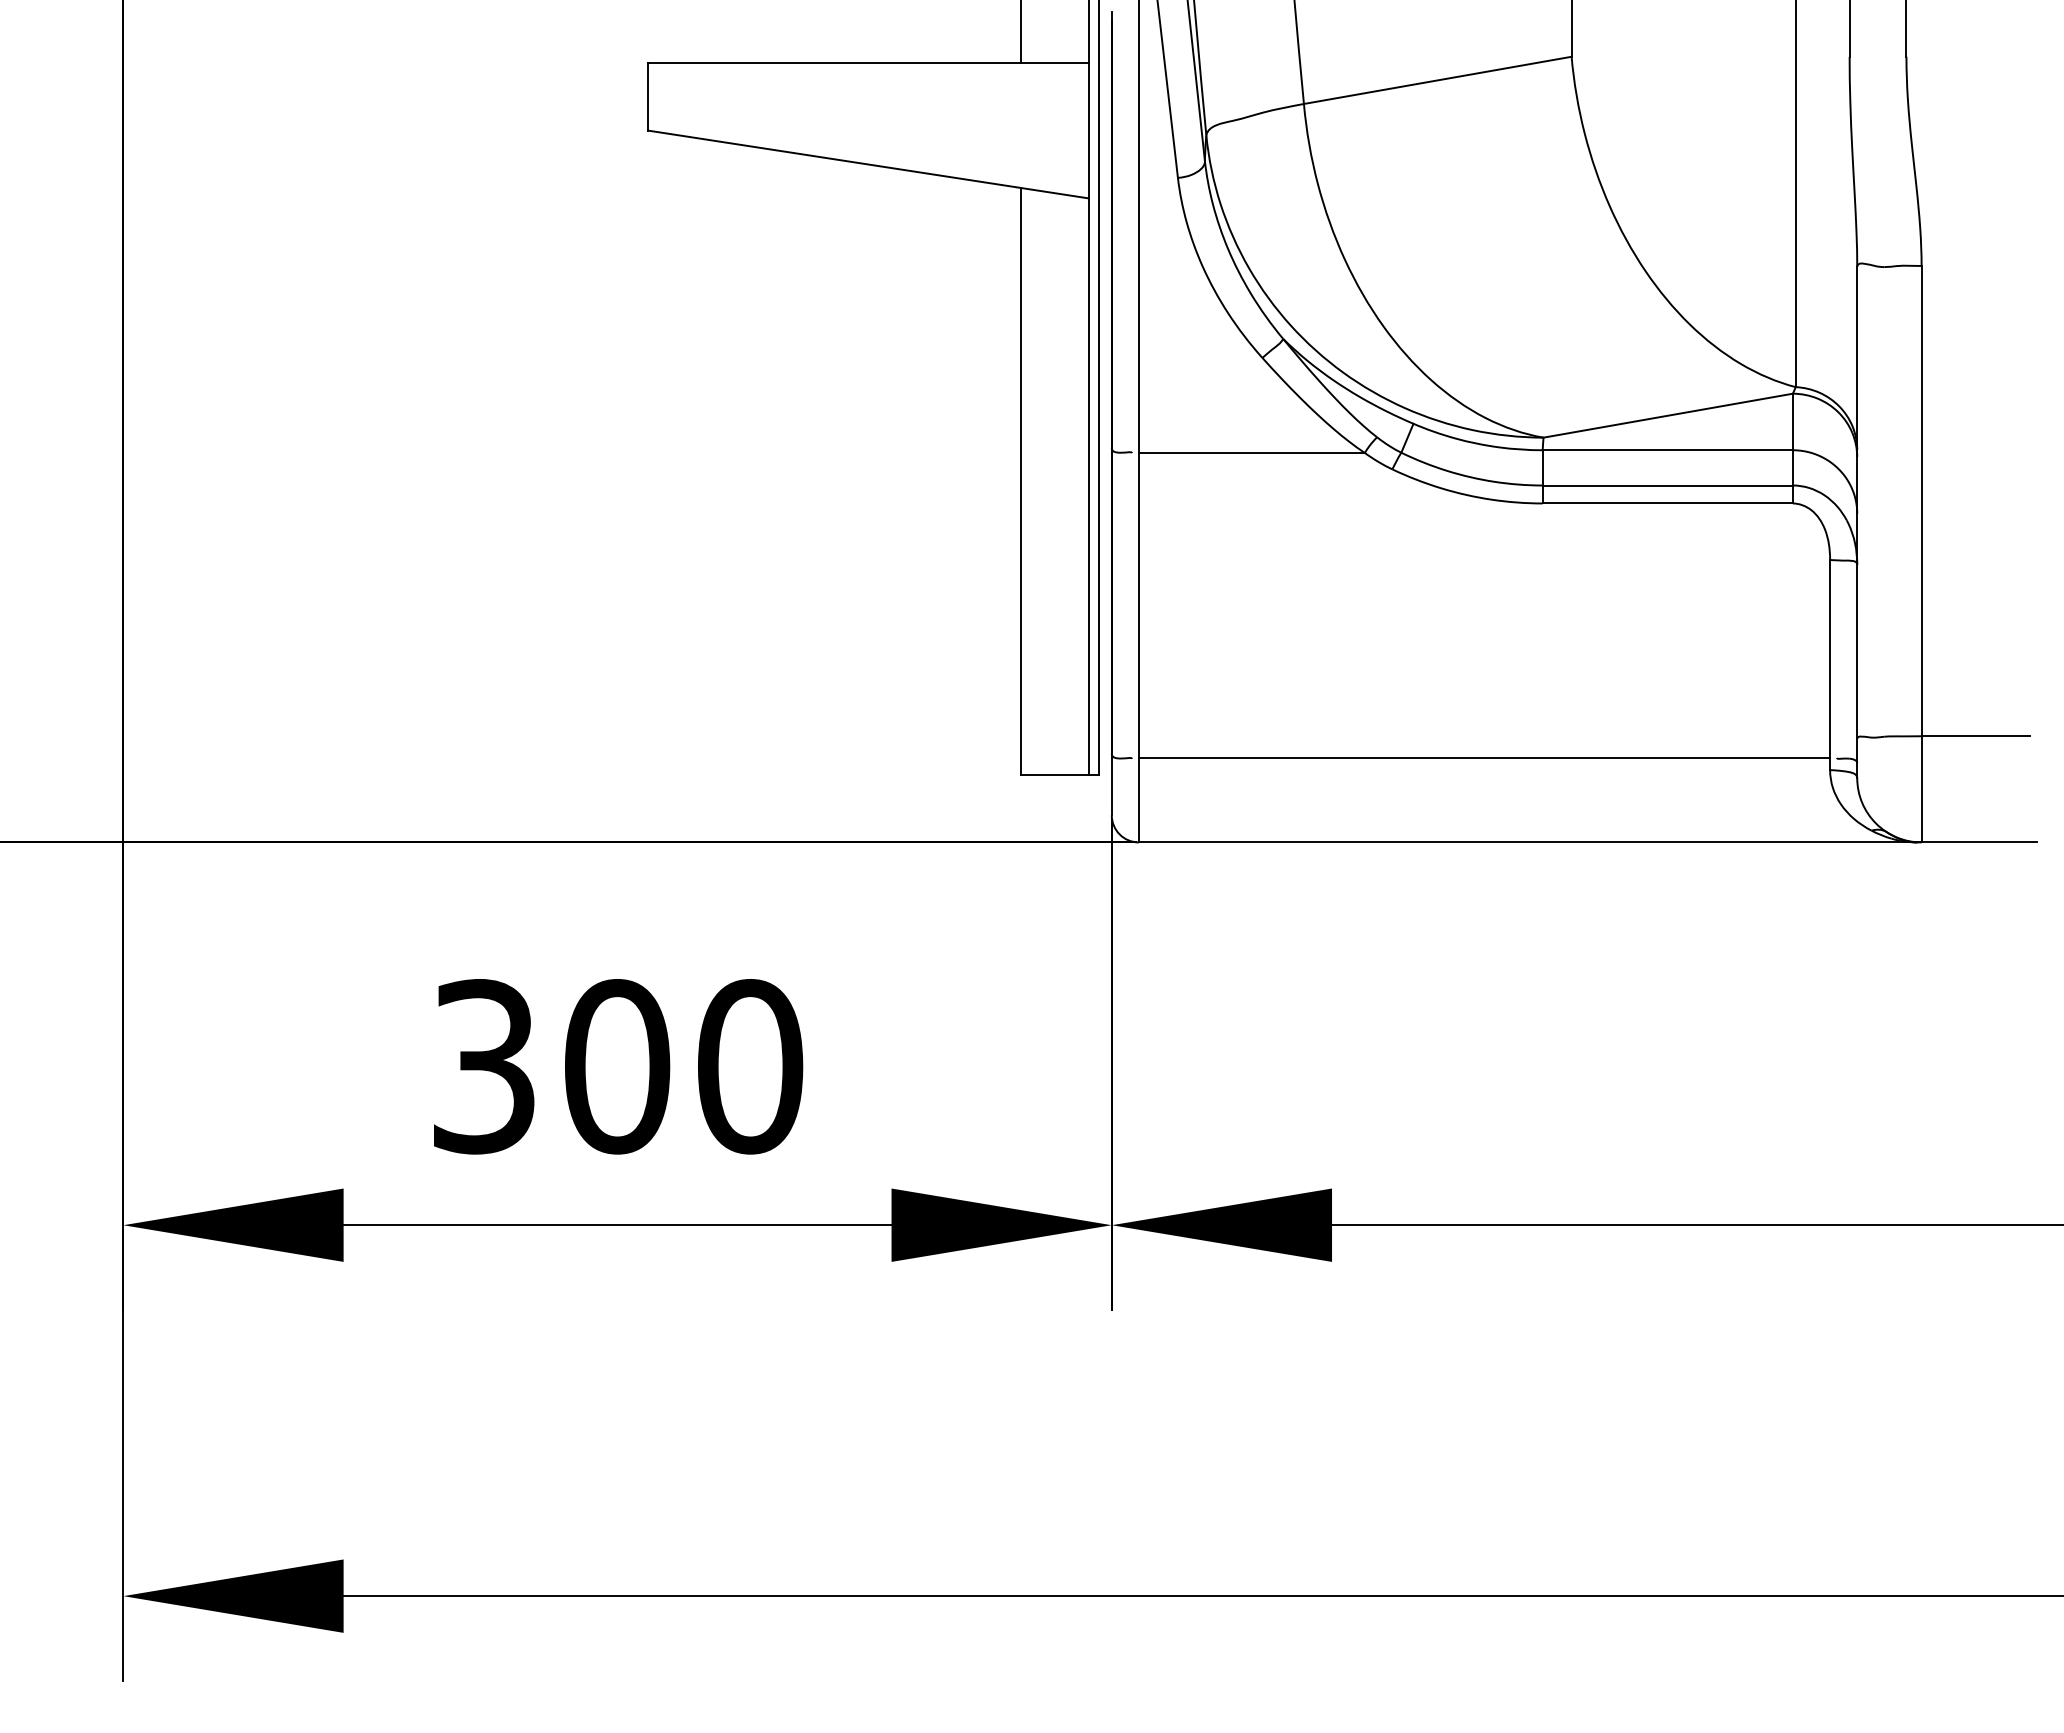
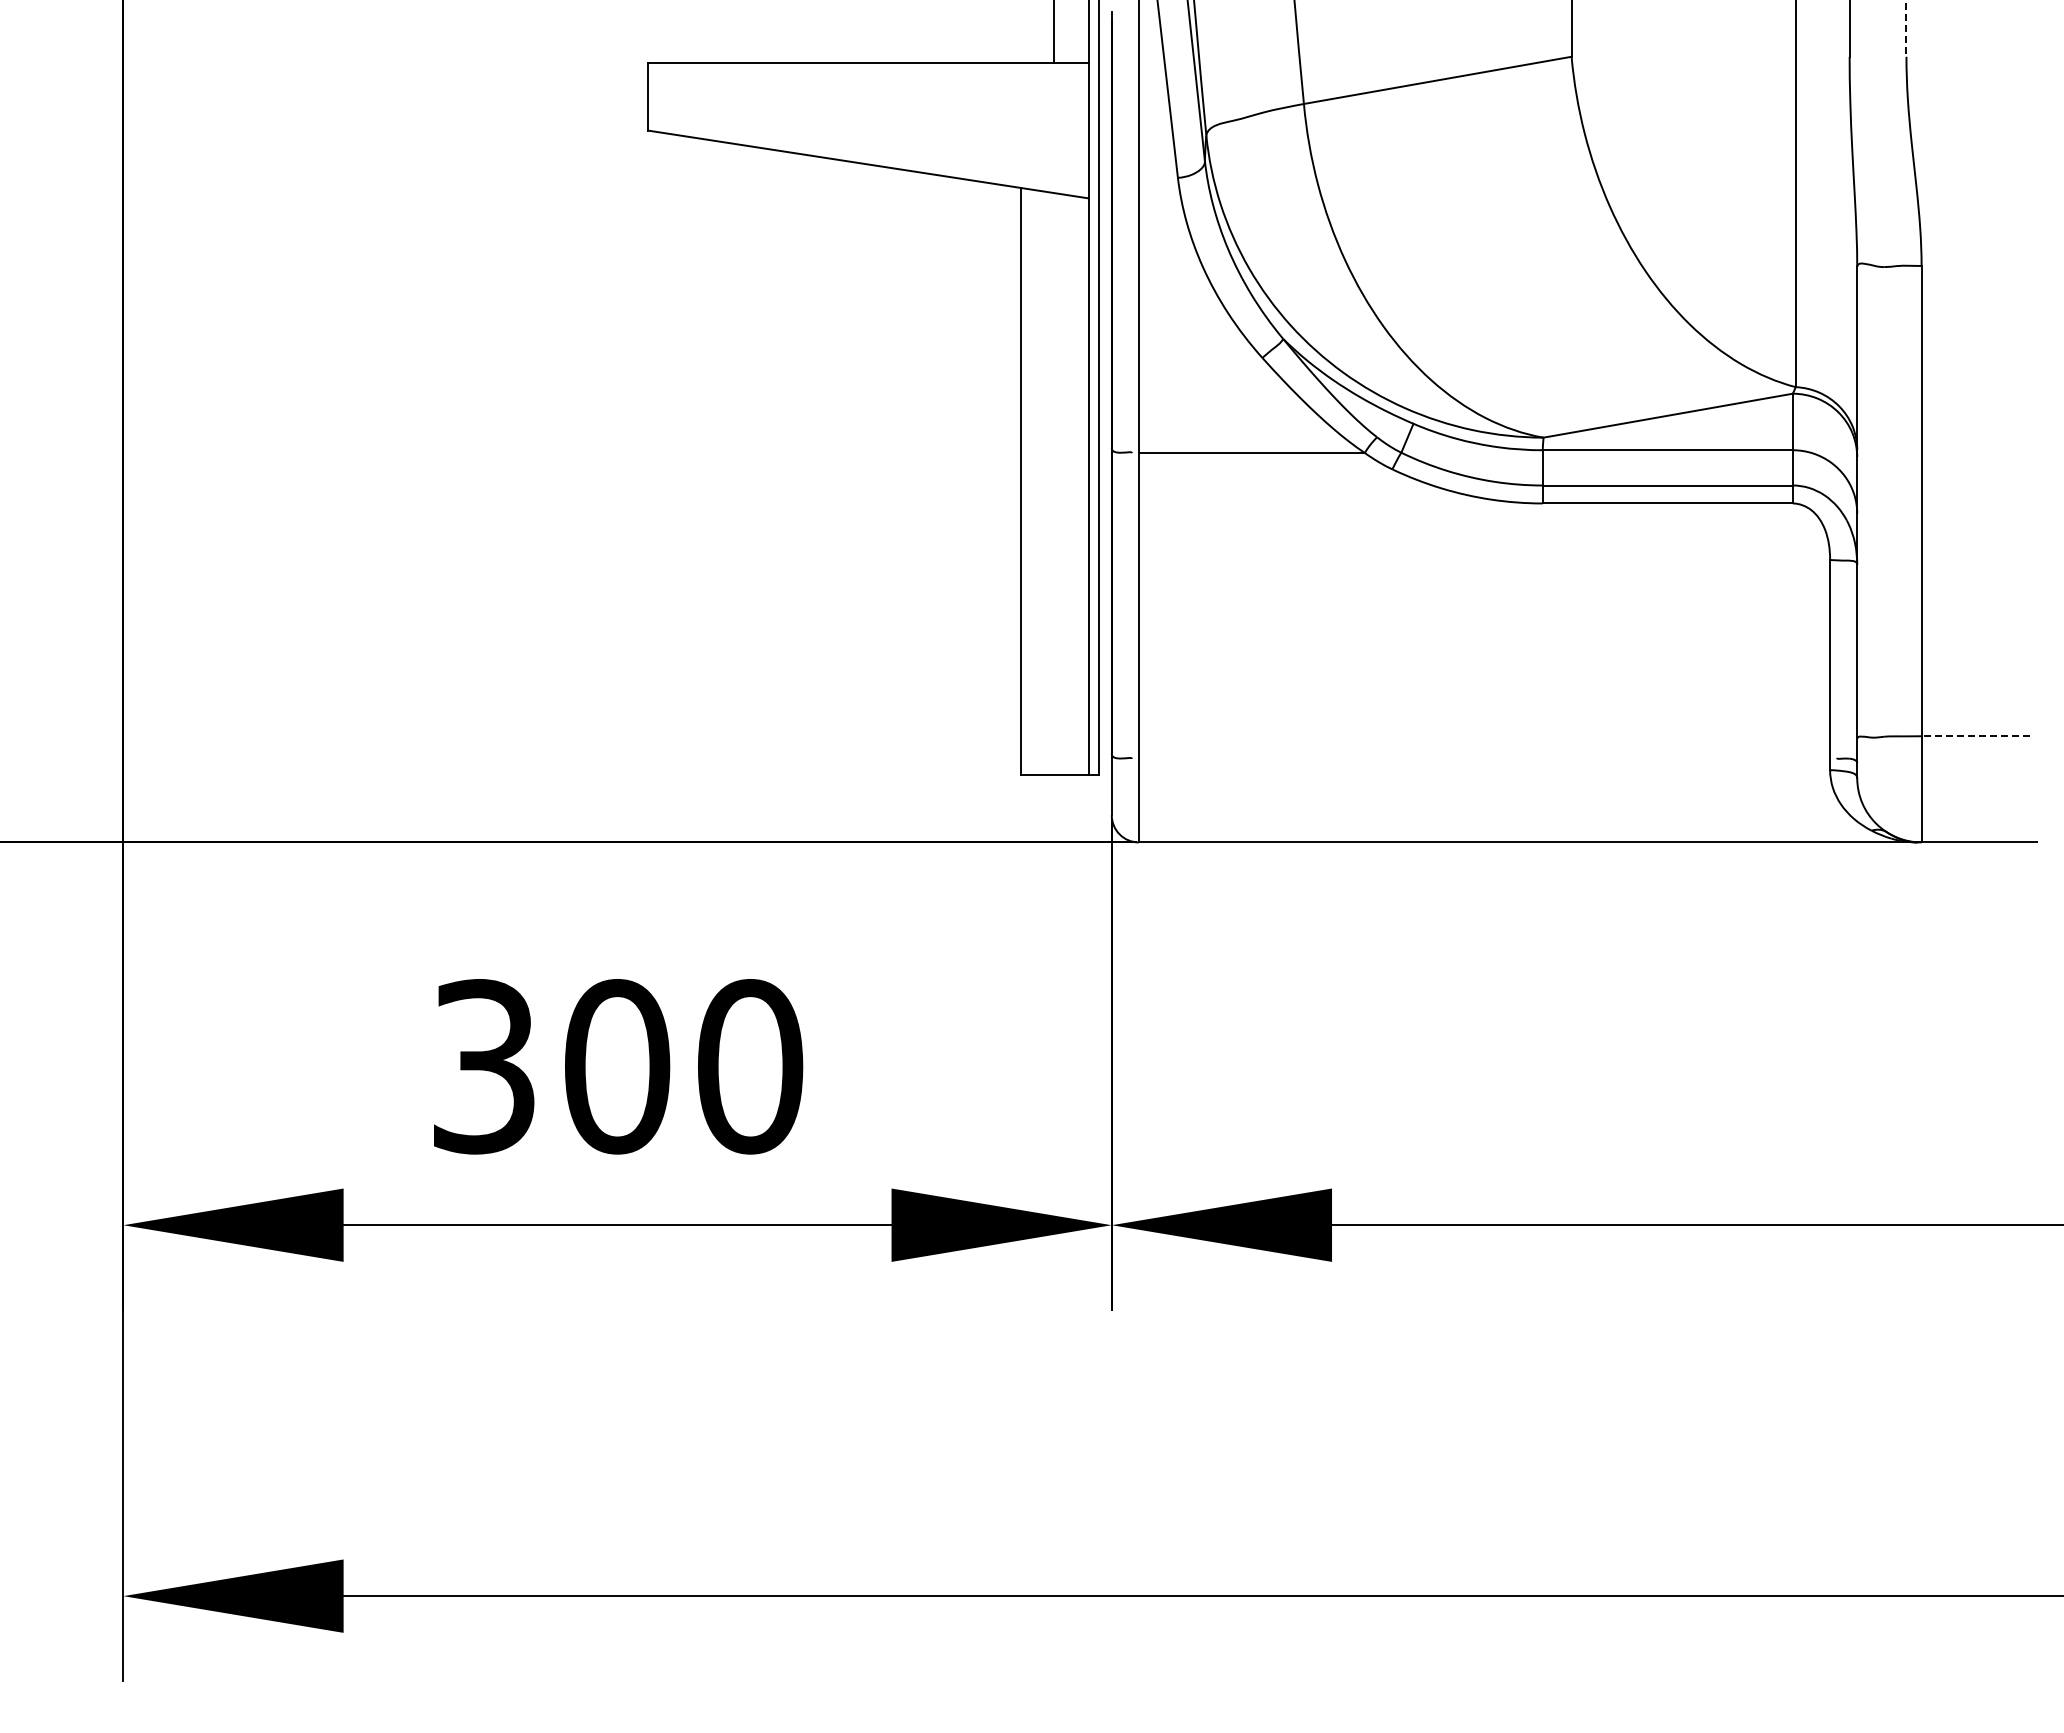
line: solid -> dashed (1906, 28)
line position: (1021, 32) -> (1054, 32) (1054, 32)
line: solid -> dashed (1975, 736)
line: present -> none (1484, 758)
